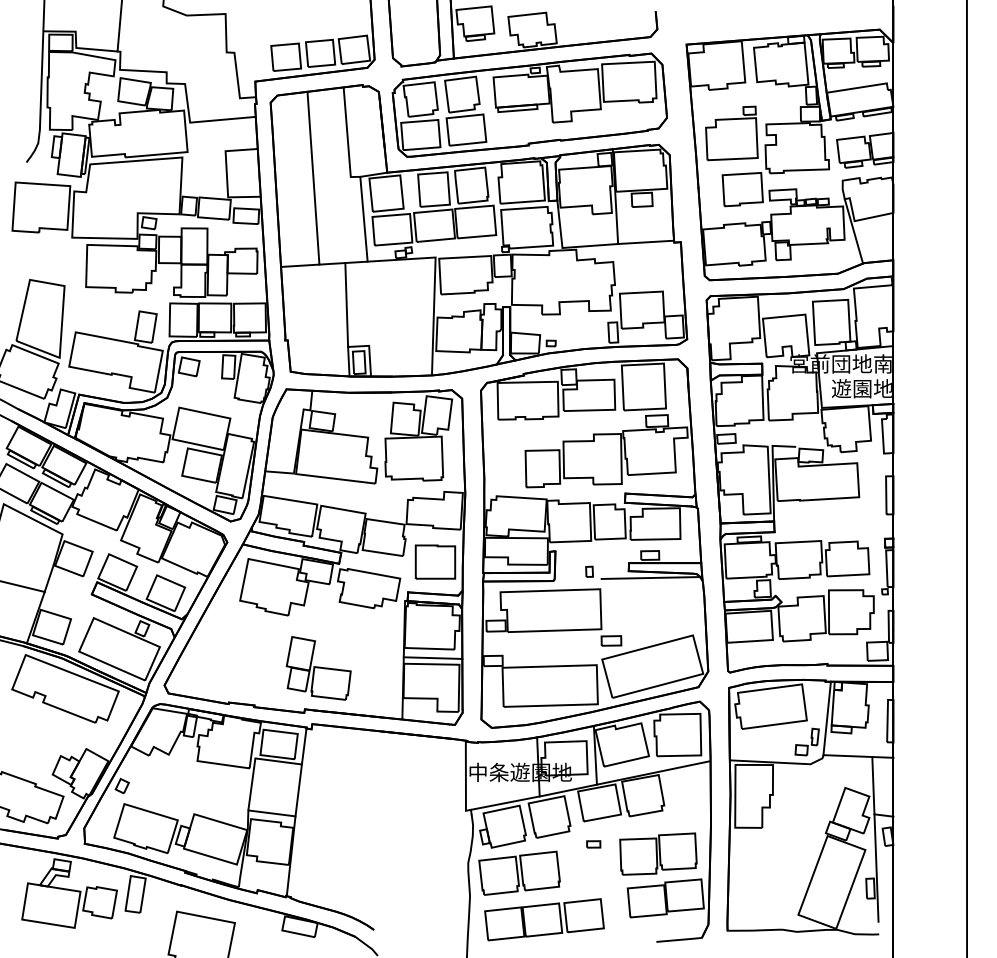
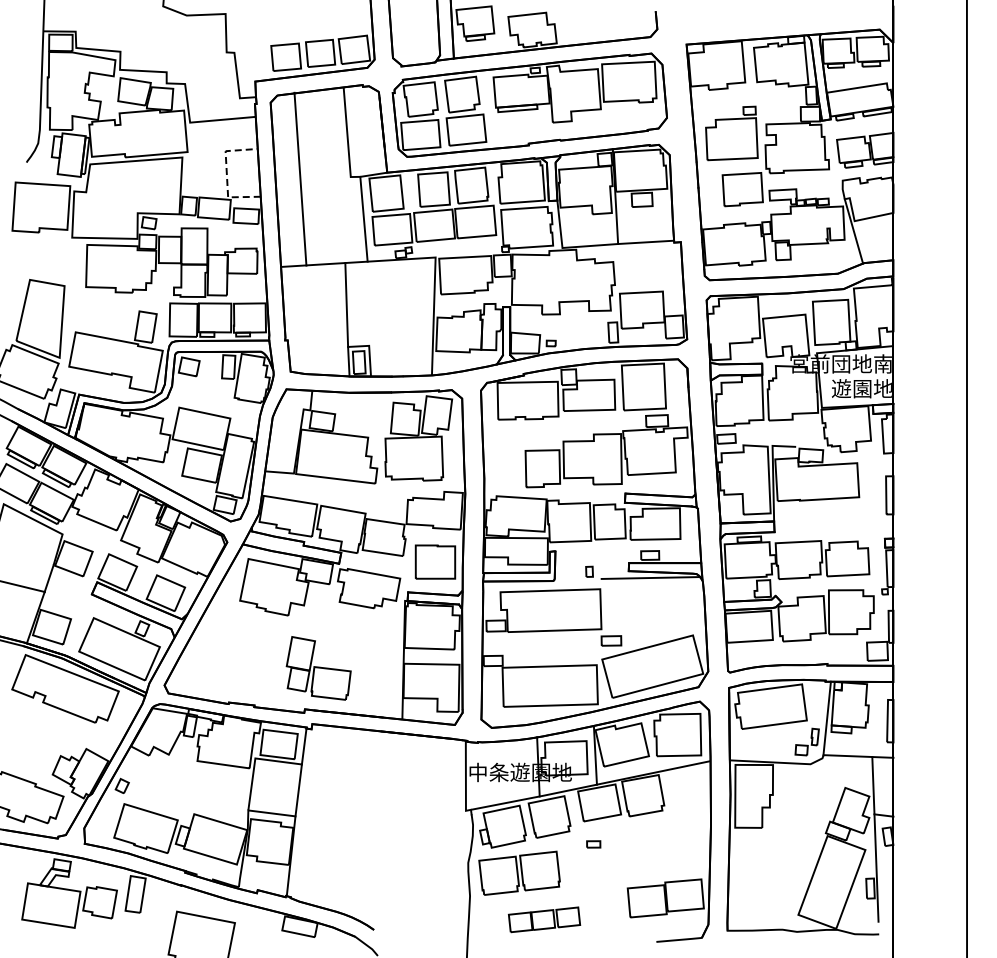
line: present -> none (119, 26)
line: solid -> dashed (226, 173)
line position: (313, 177) -> (300, 178) (300, 178)
line: present -> none (432, 657)
part: present -> none (658, 853)
part size: 121x44 px -> 74x28 px (544, 919)
